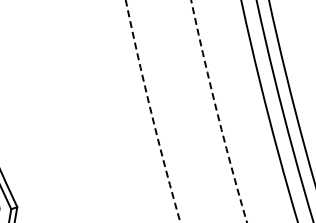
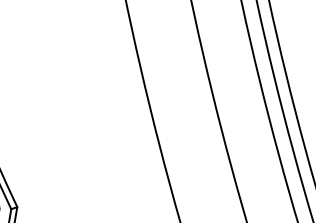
circle: dashed -> solid (152, 111)
circle: dashed -> solid (218, 111)
